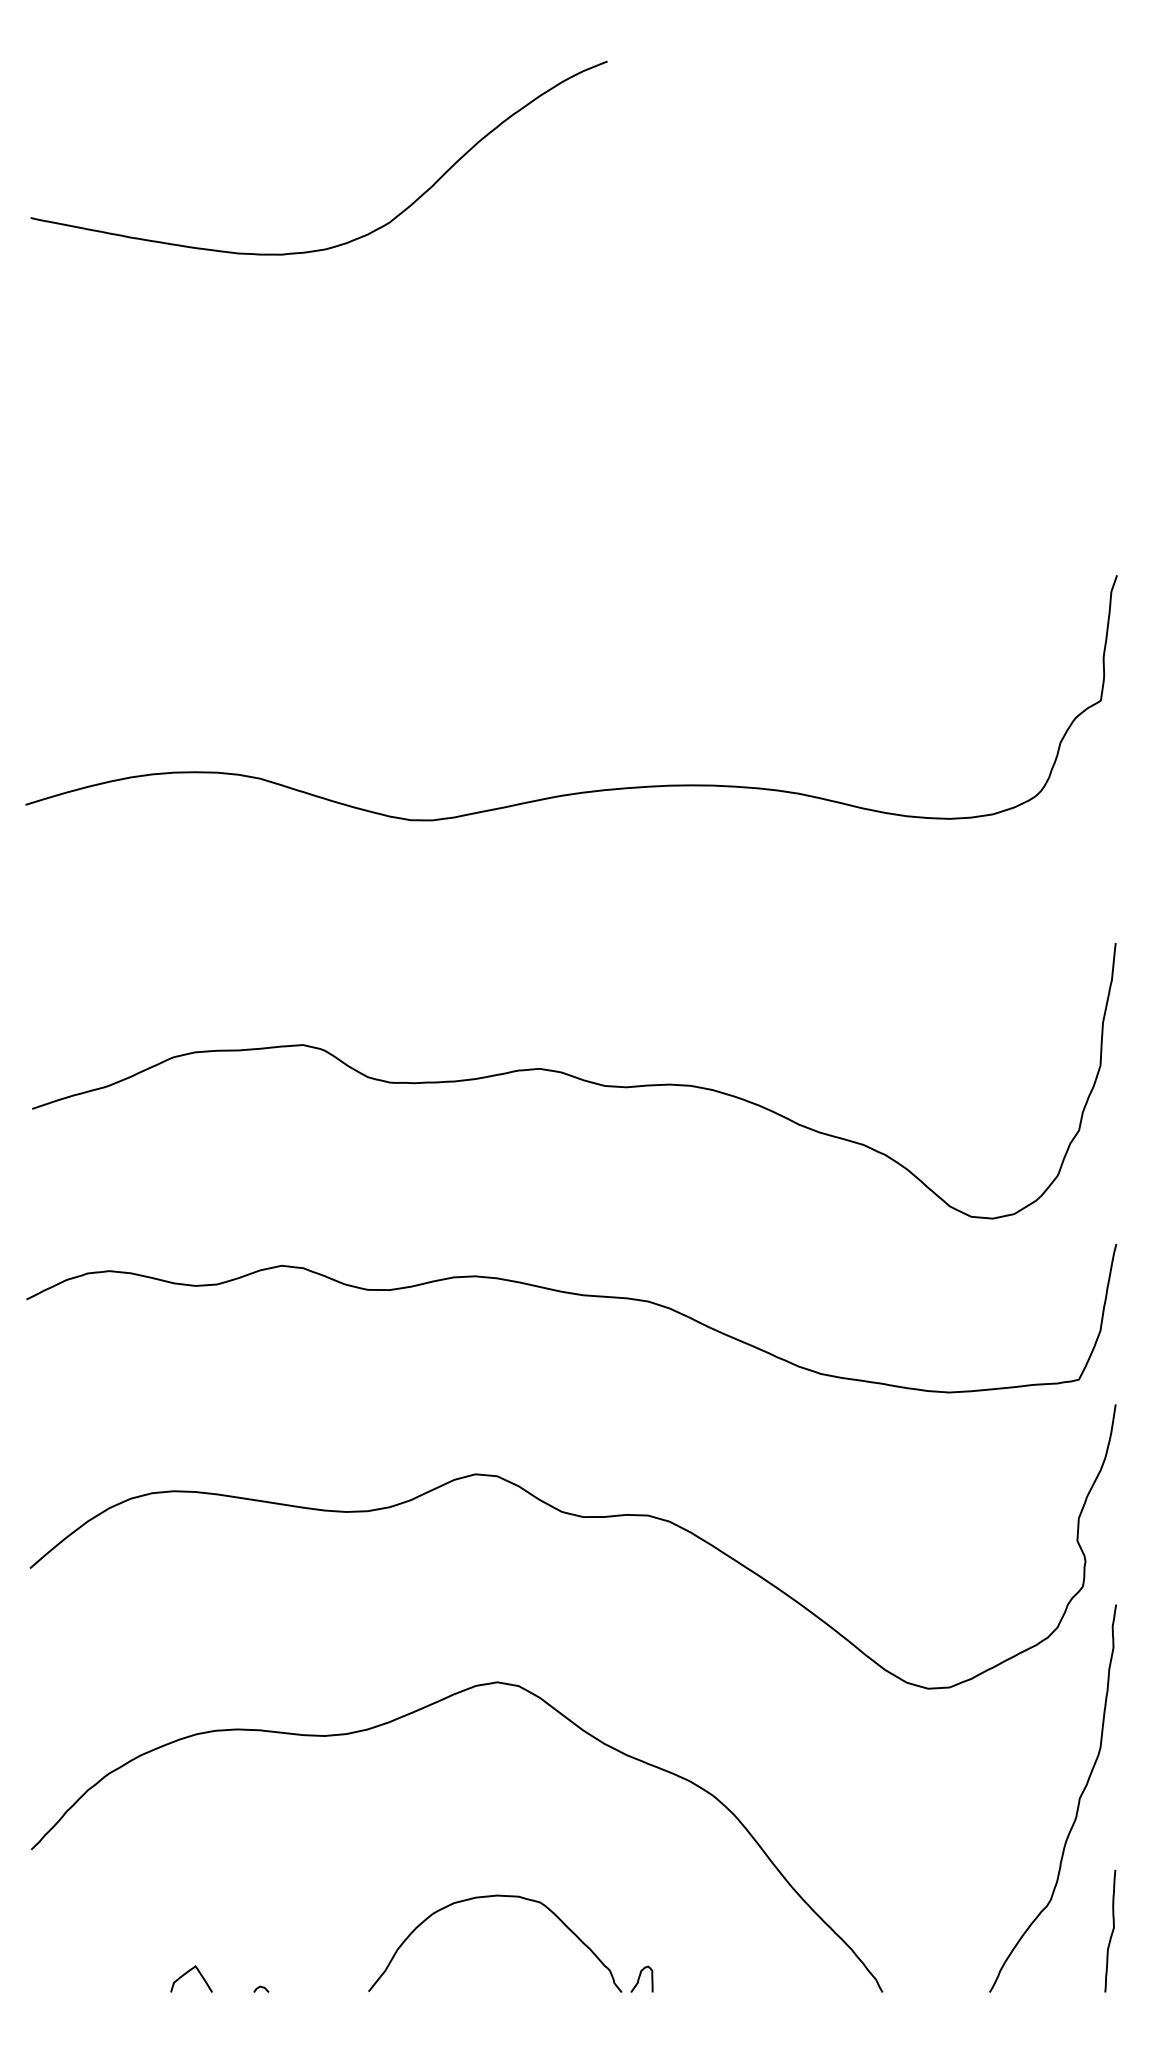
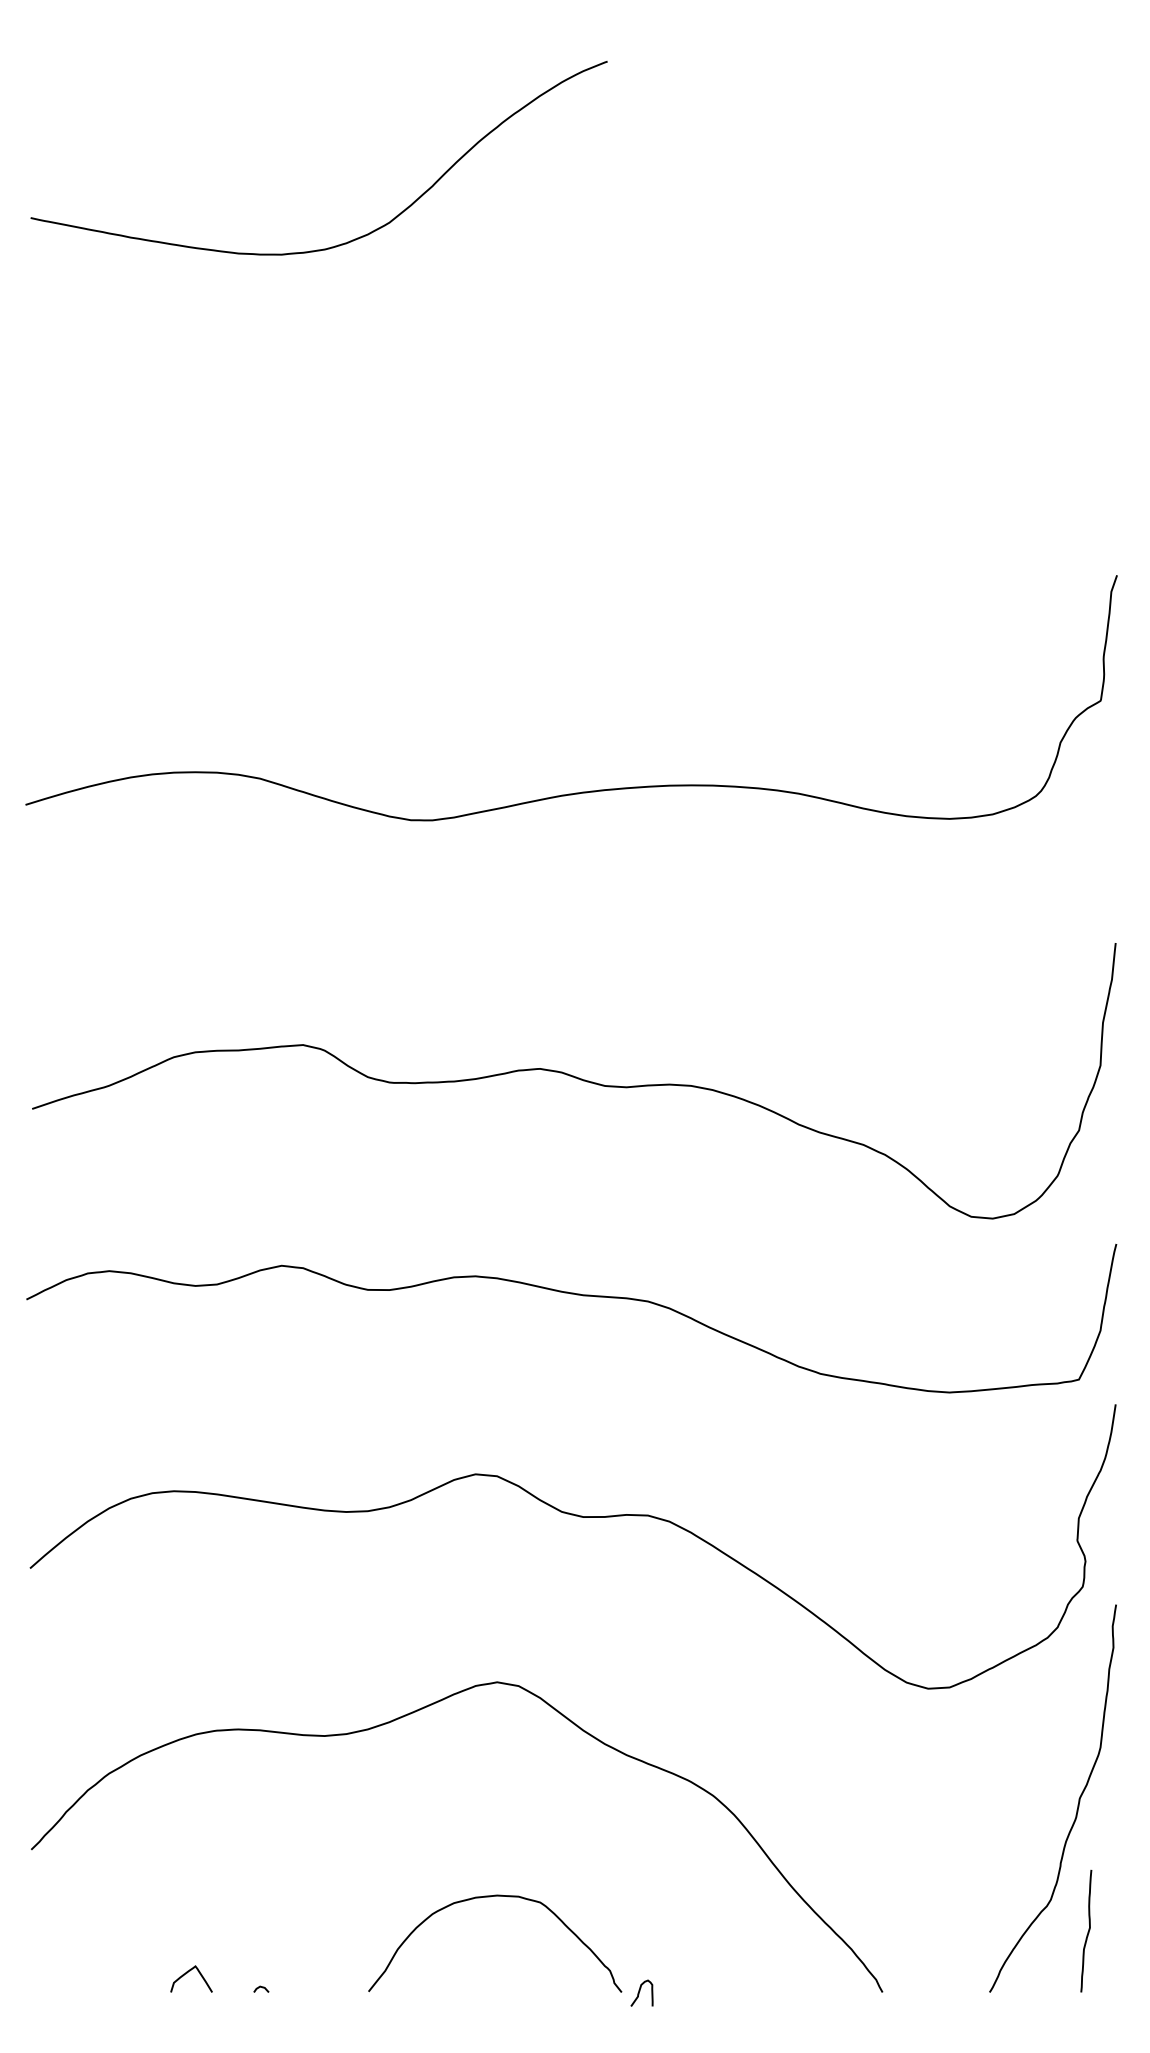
curve position: (1111, 1931) -> (1087, 1931) (1087, 1931)
curve position: (640, 1977) -> (640, 1991) (640, 1991)
